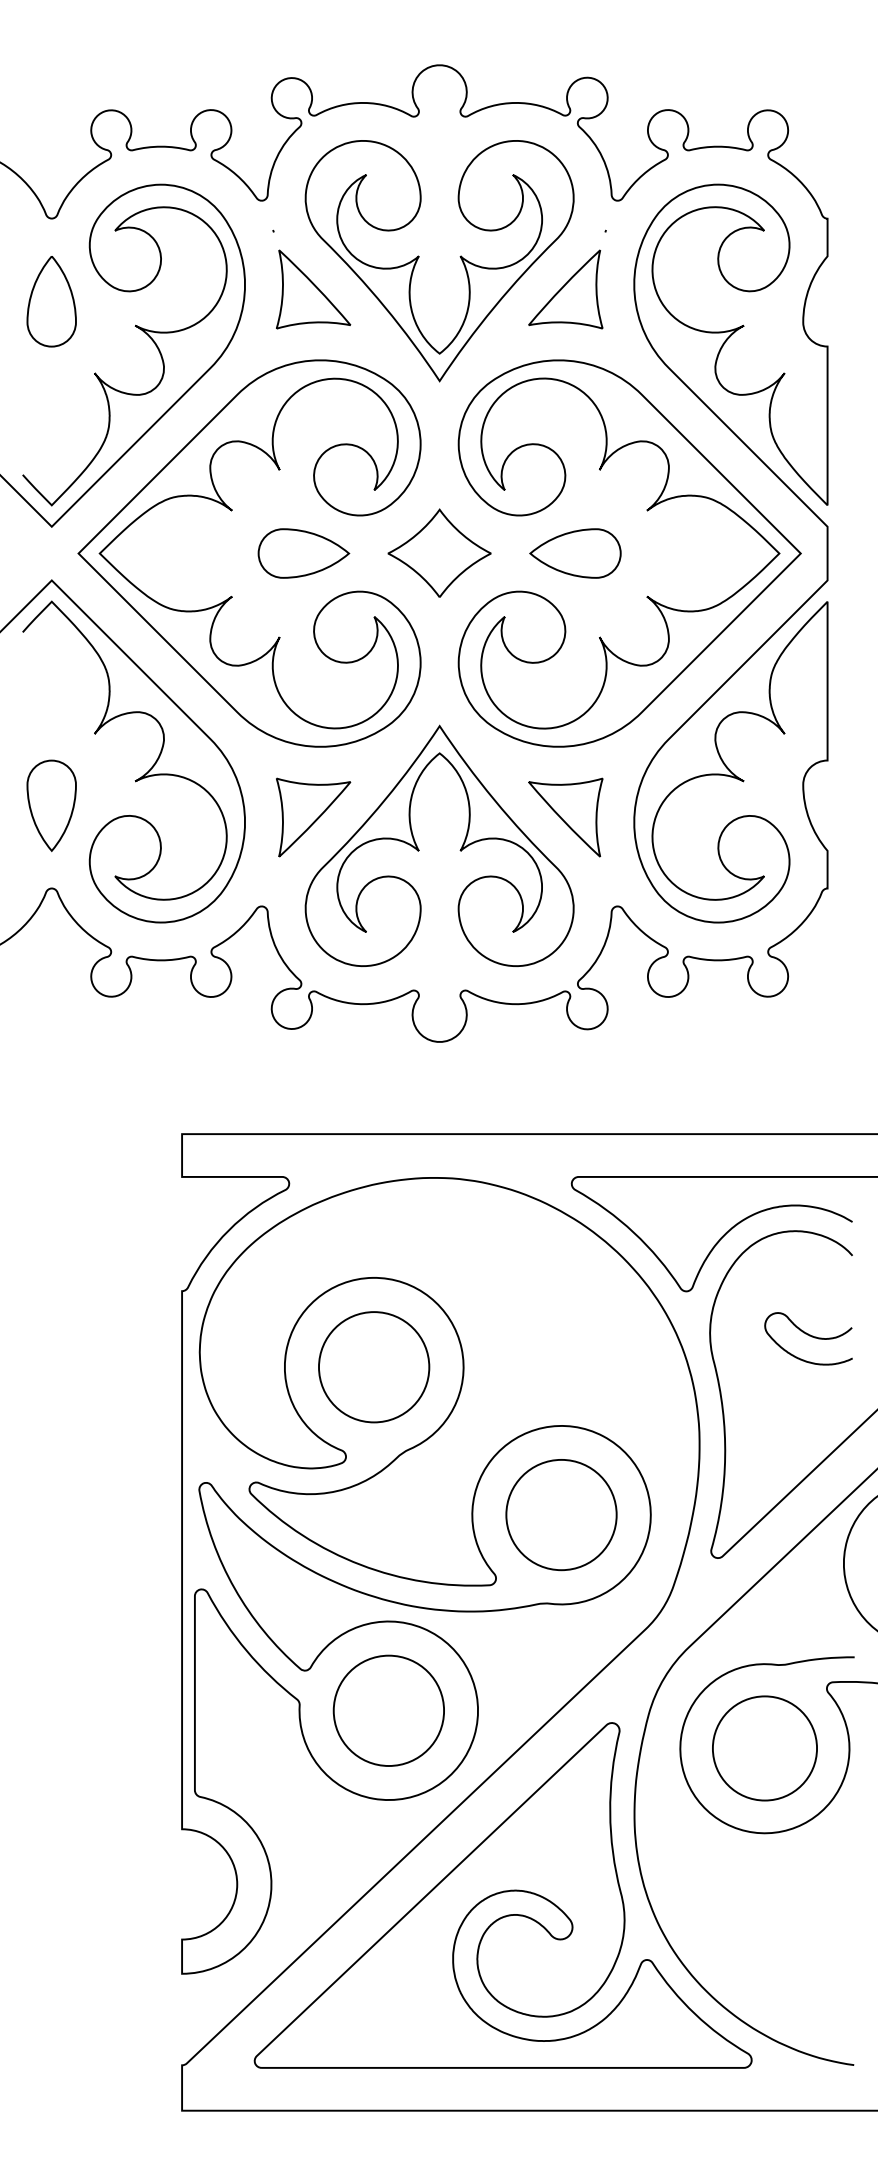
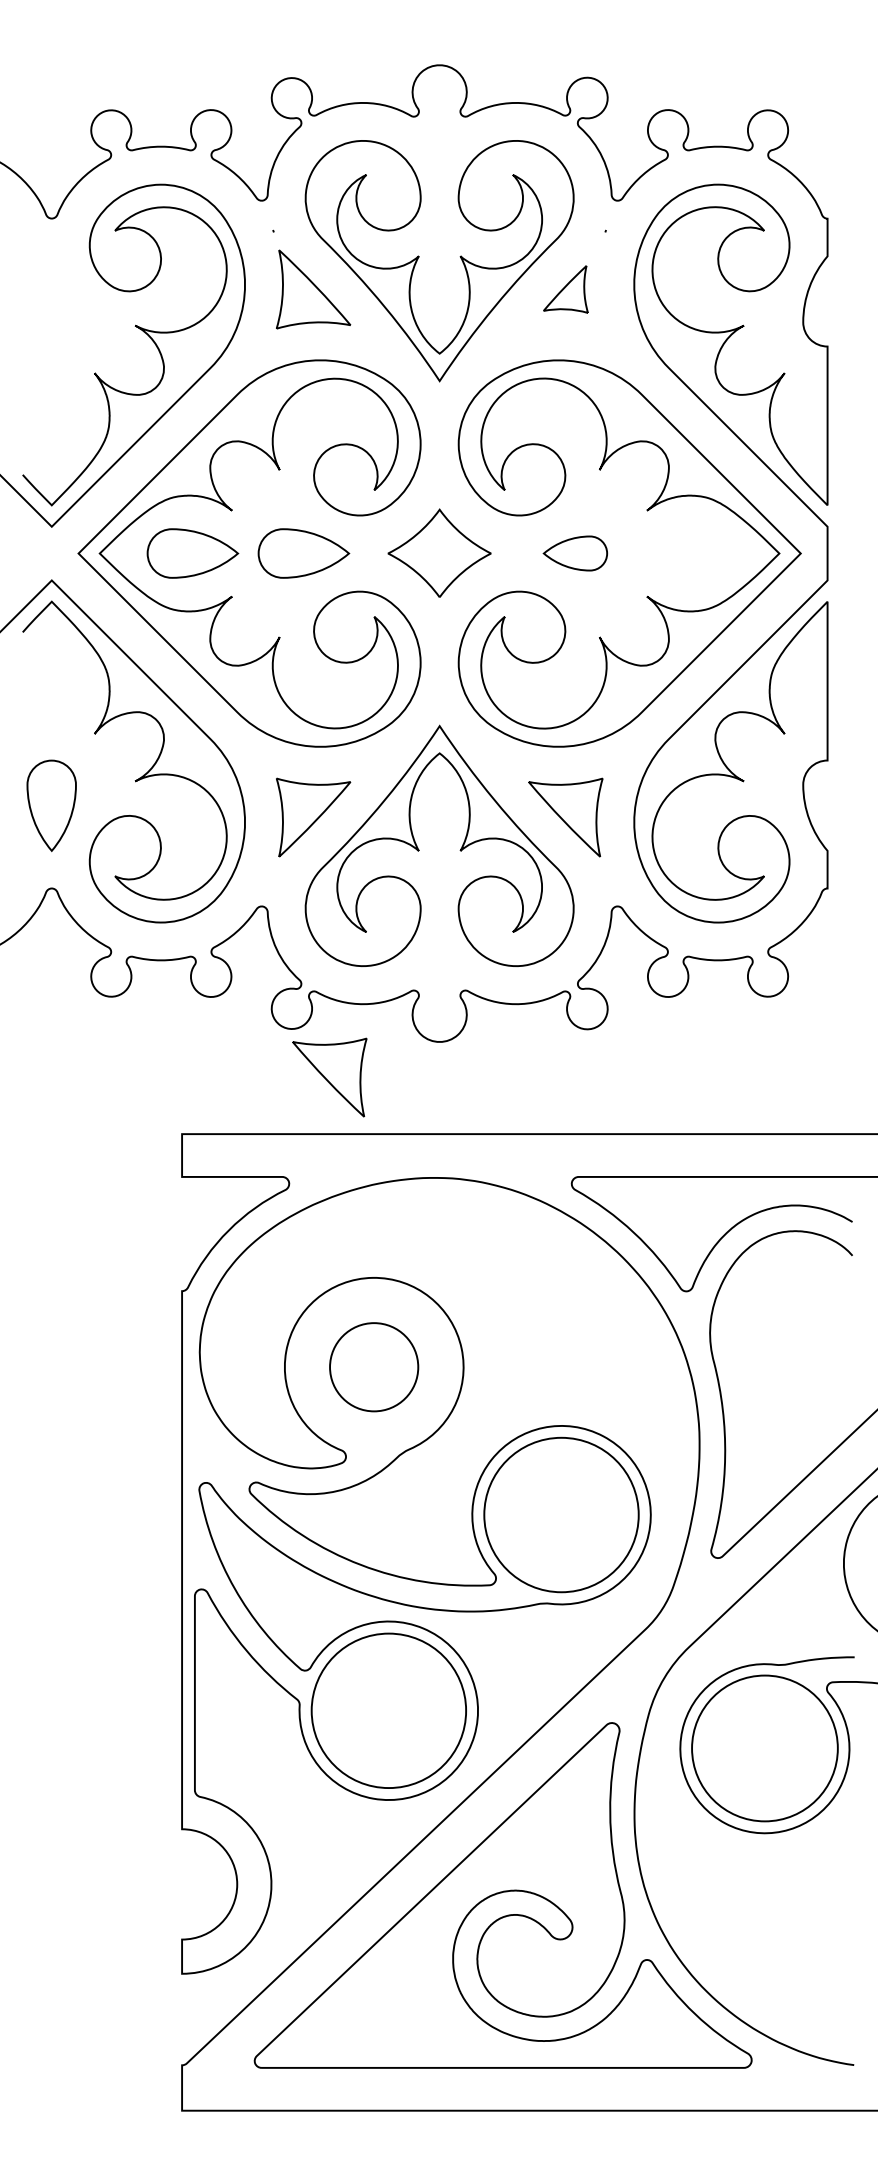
part size: 76x81 px -> 46x49 px (565, 289)
part: present -> none (51, 301)
part: none -> present (192, 553)
part size: 93x51 px -> 67x37 px (575, 553)
part: none -> present (329, 1077)
curve: present -> none (809, 1336)
circle diameter: 110 px -> 88 px (374, 1367)
circle diameter: 110 px -> 154 px (561, 1514)
circle diameter: 110 px -> 154 px (388, 1710)
circle diameter: 104 px -> 146 px (764, 1748)
